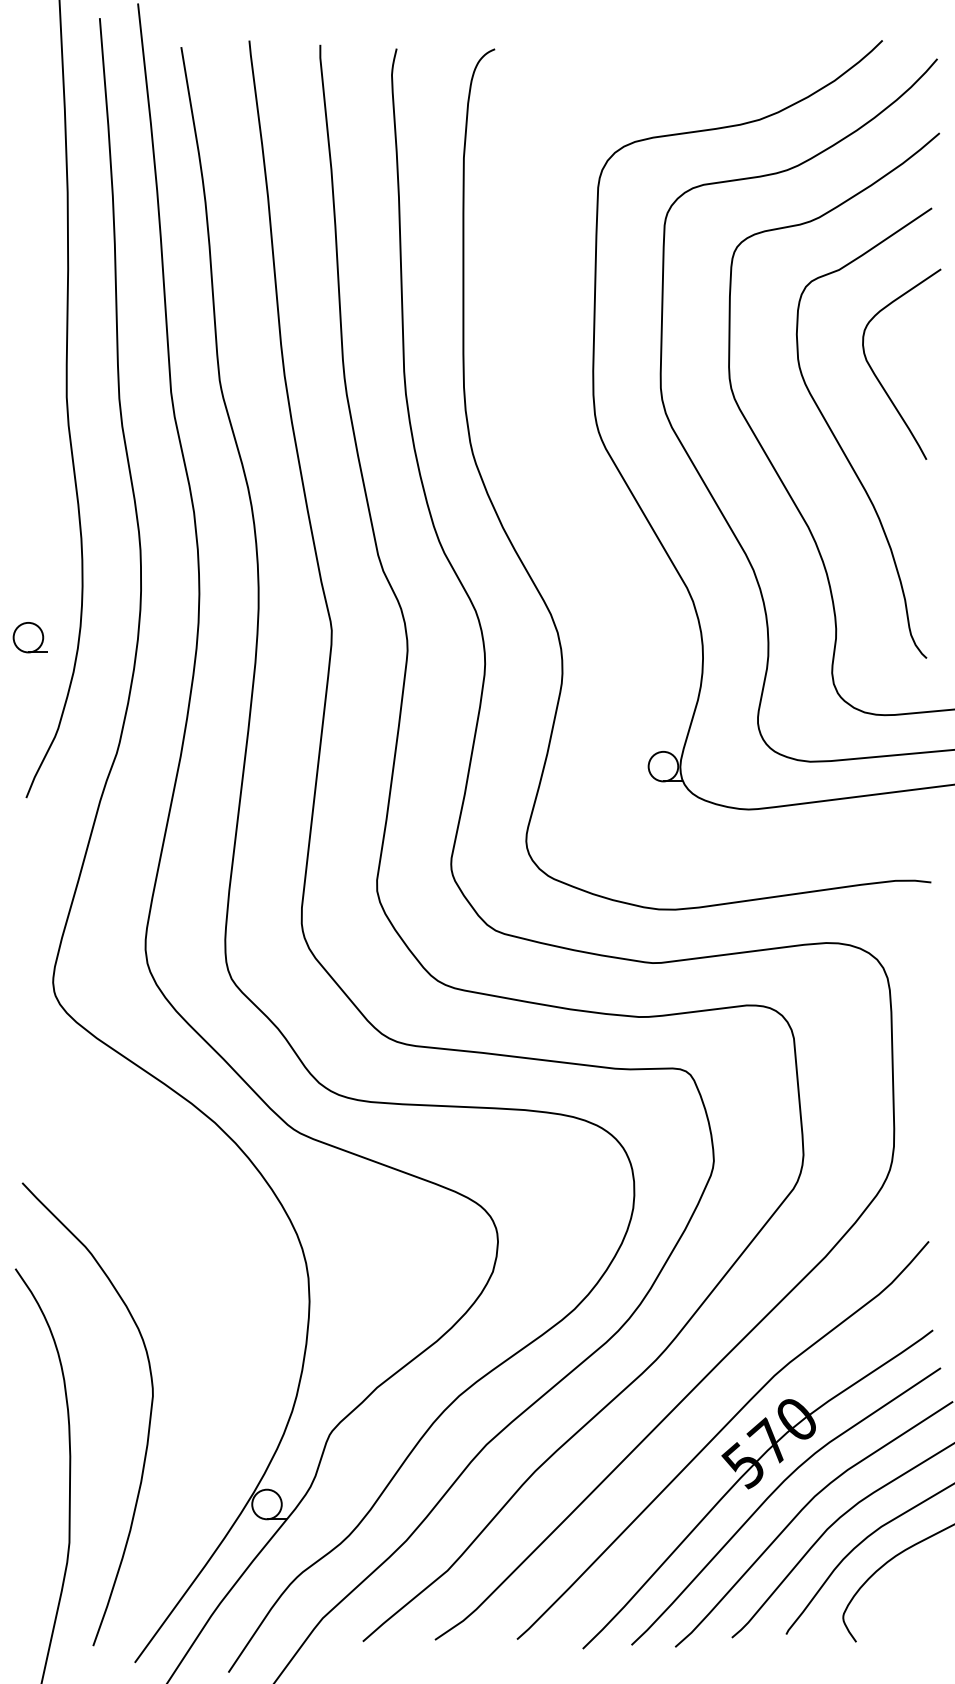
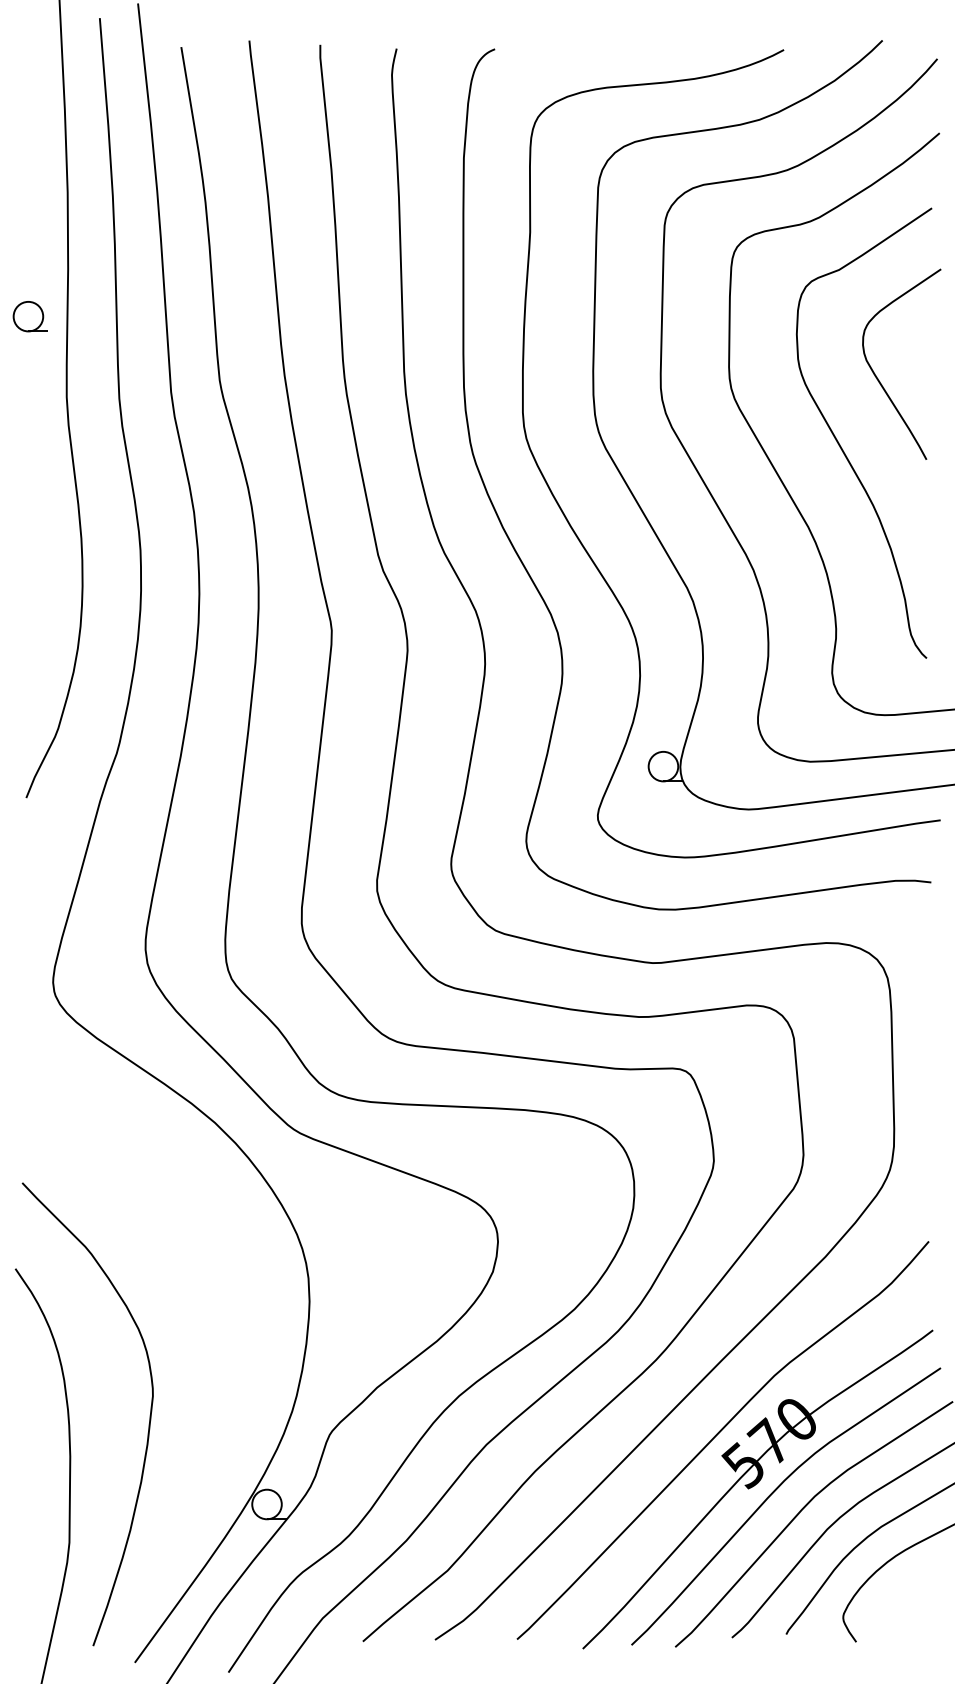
curve: none -> present (583, 544)
part position: (29, 637) -> (29, 316) (29, 316)
